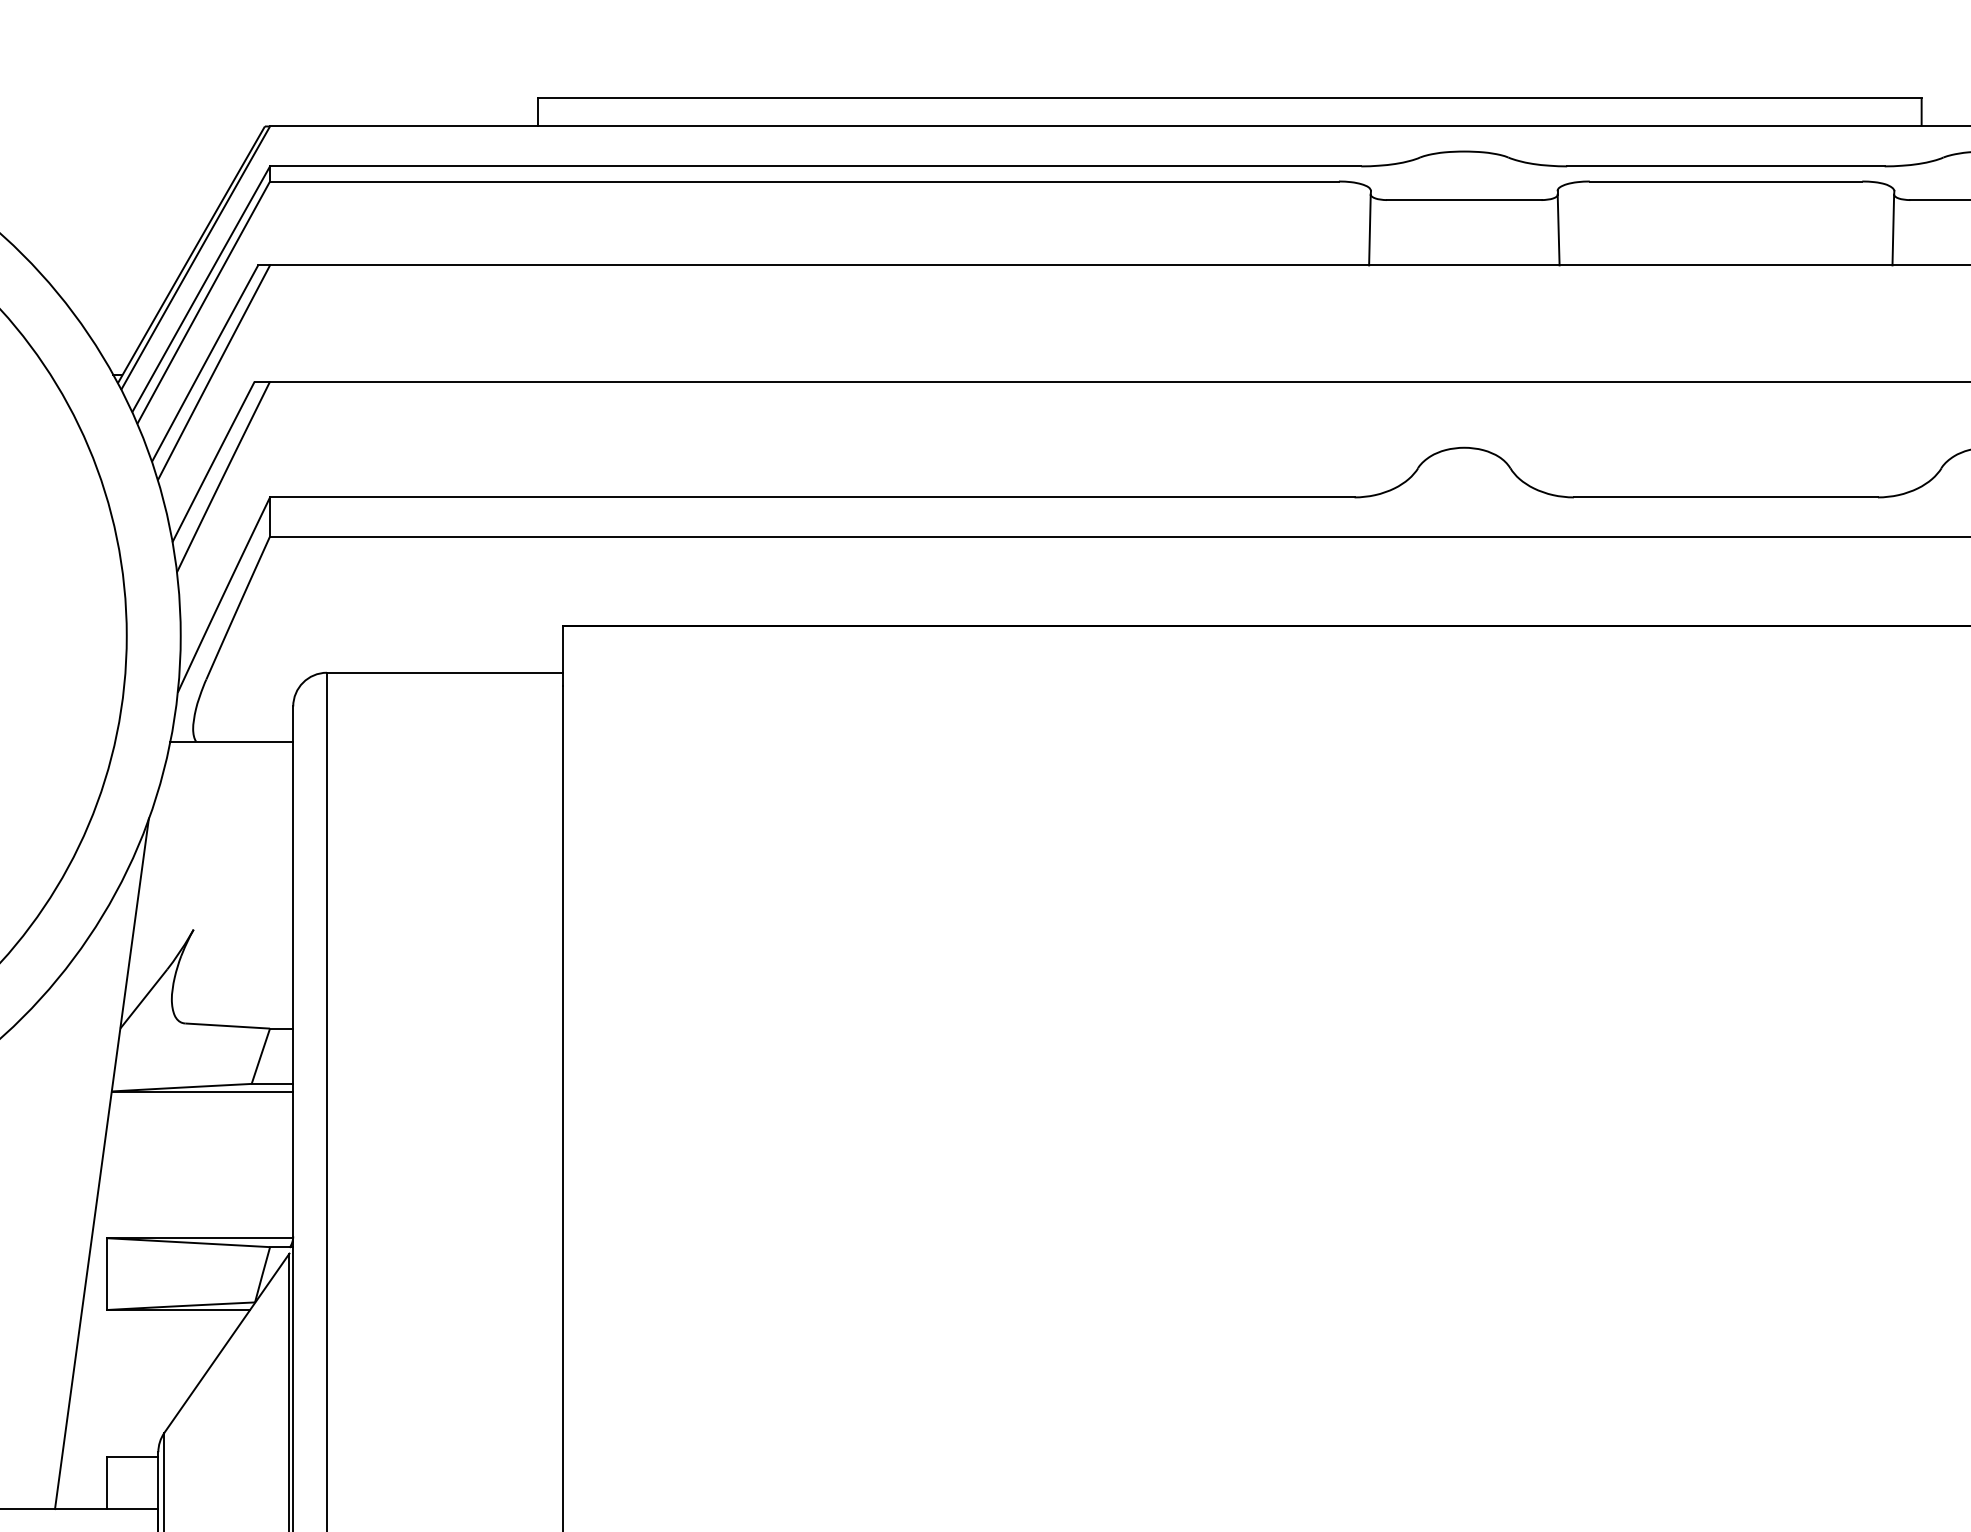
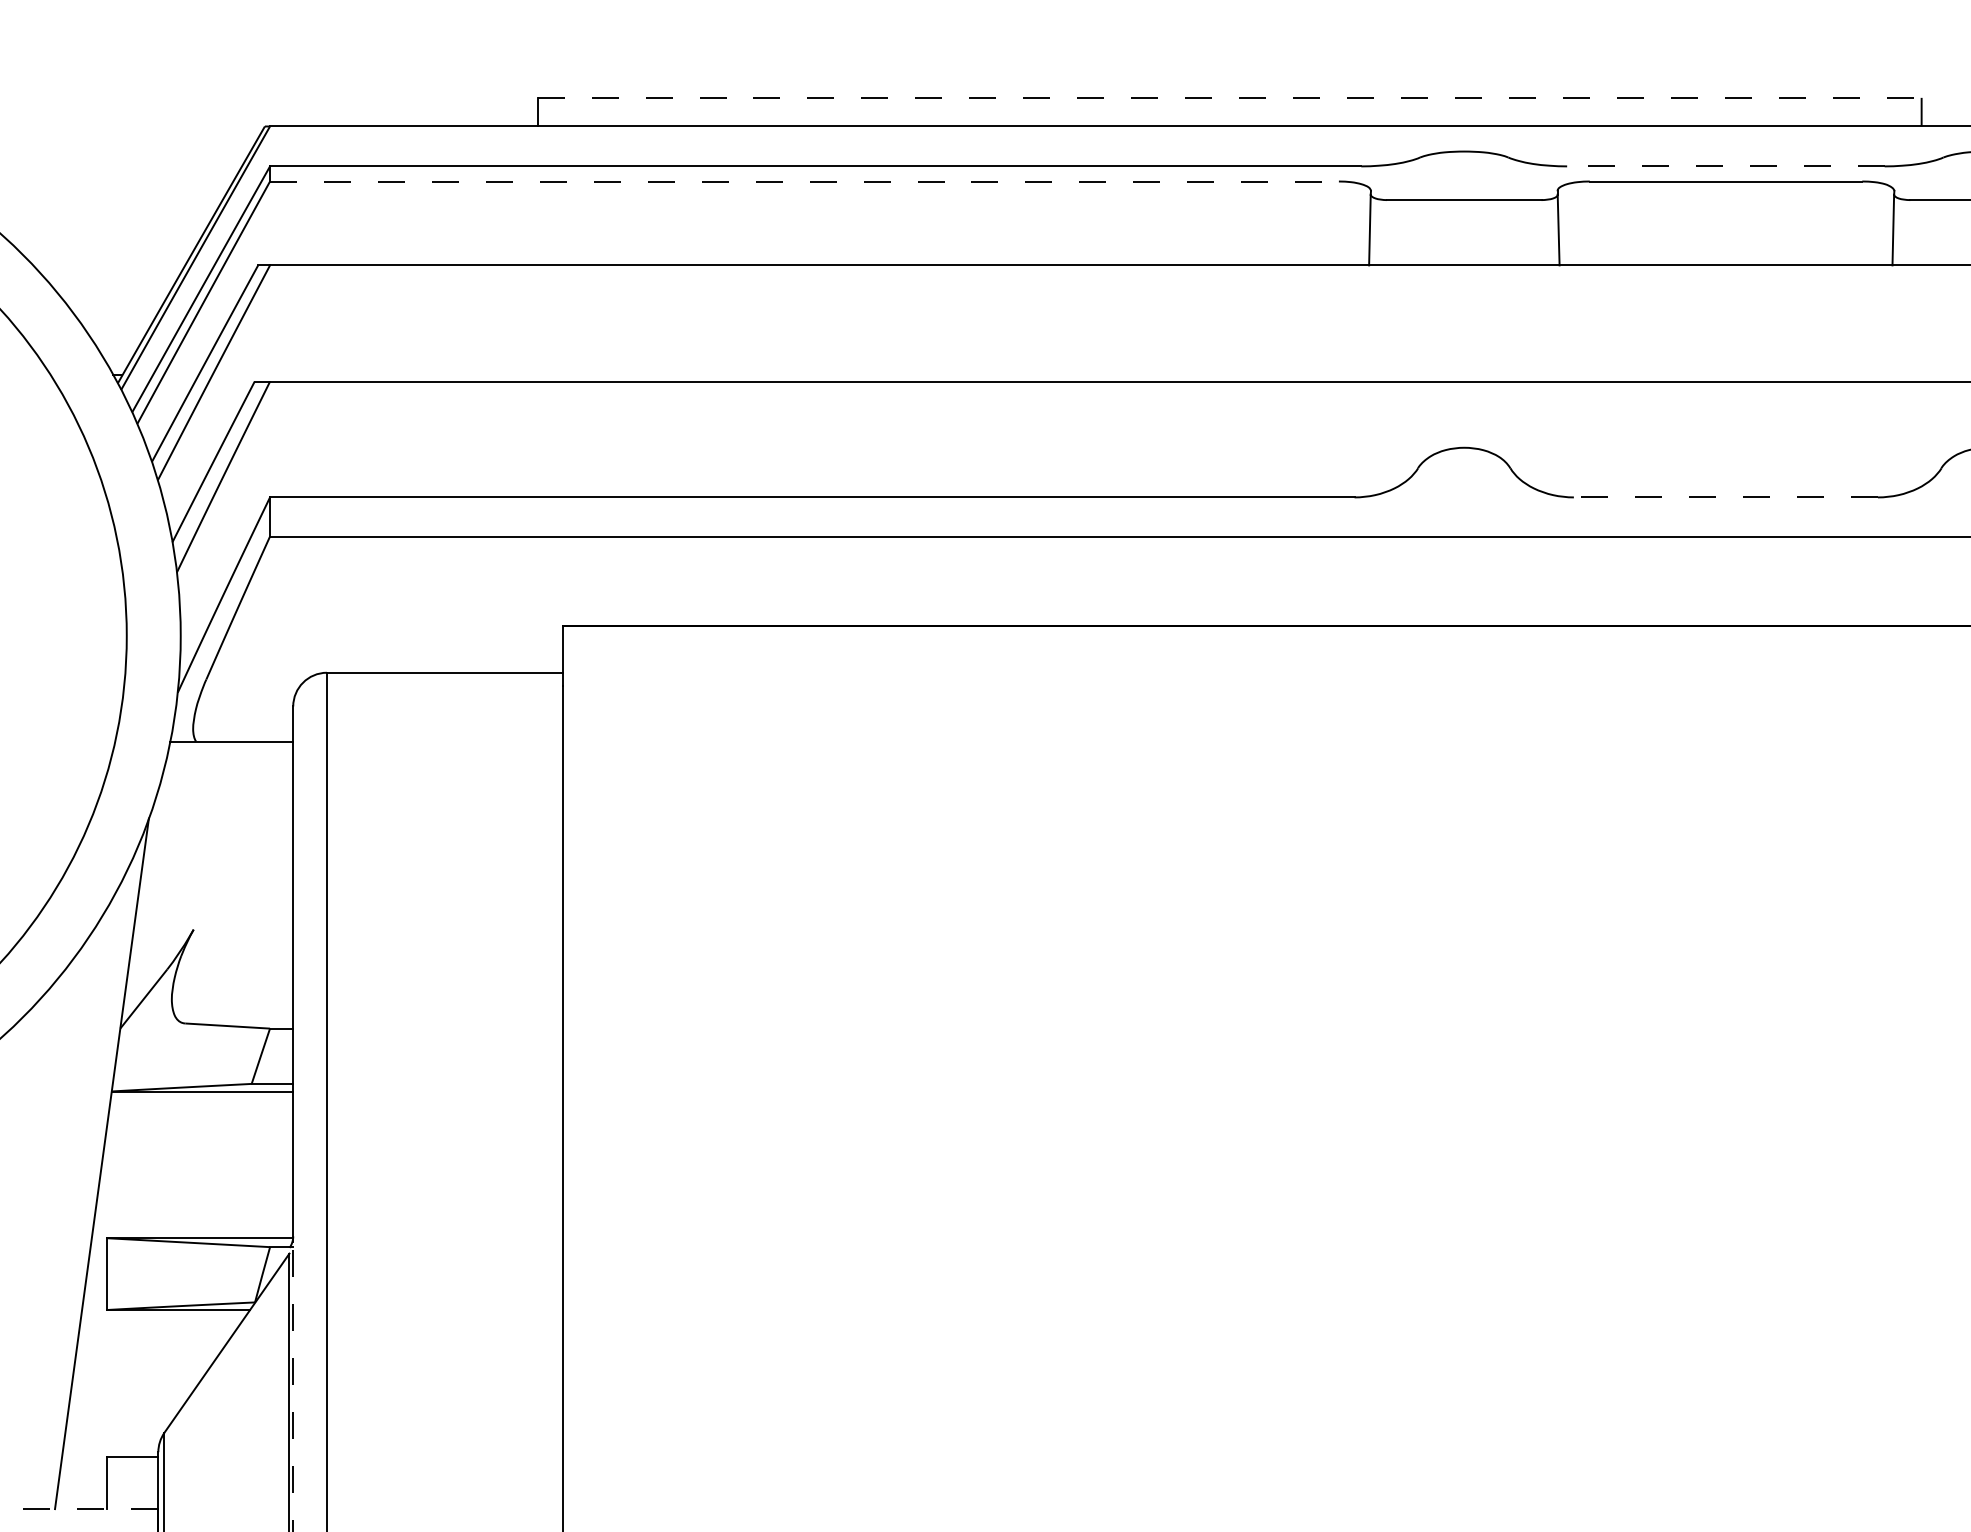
line: solid -> dashed (1229, 97)
line: solid -> dashed (1725, 166)
line: solid -> dashed (804, 181)
line: solid -> dashed (1725, 497)
line: solid -> dashed (293, 1386)
line: solid -> dashed (79, 1509)
